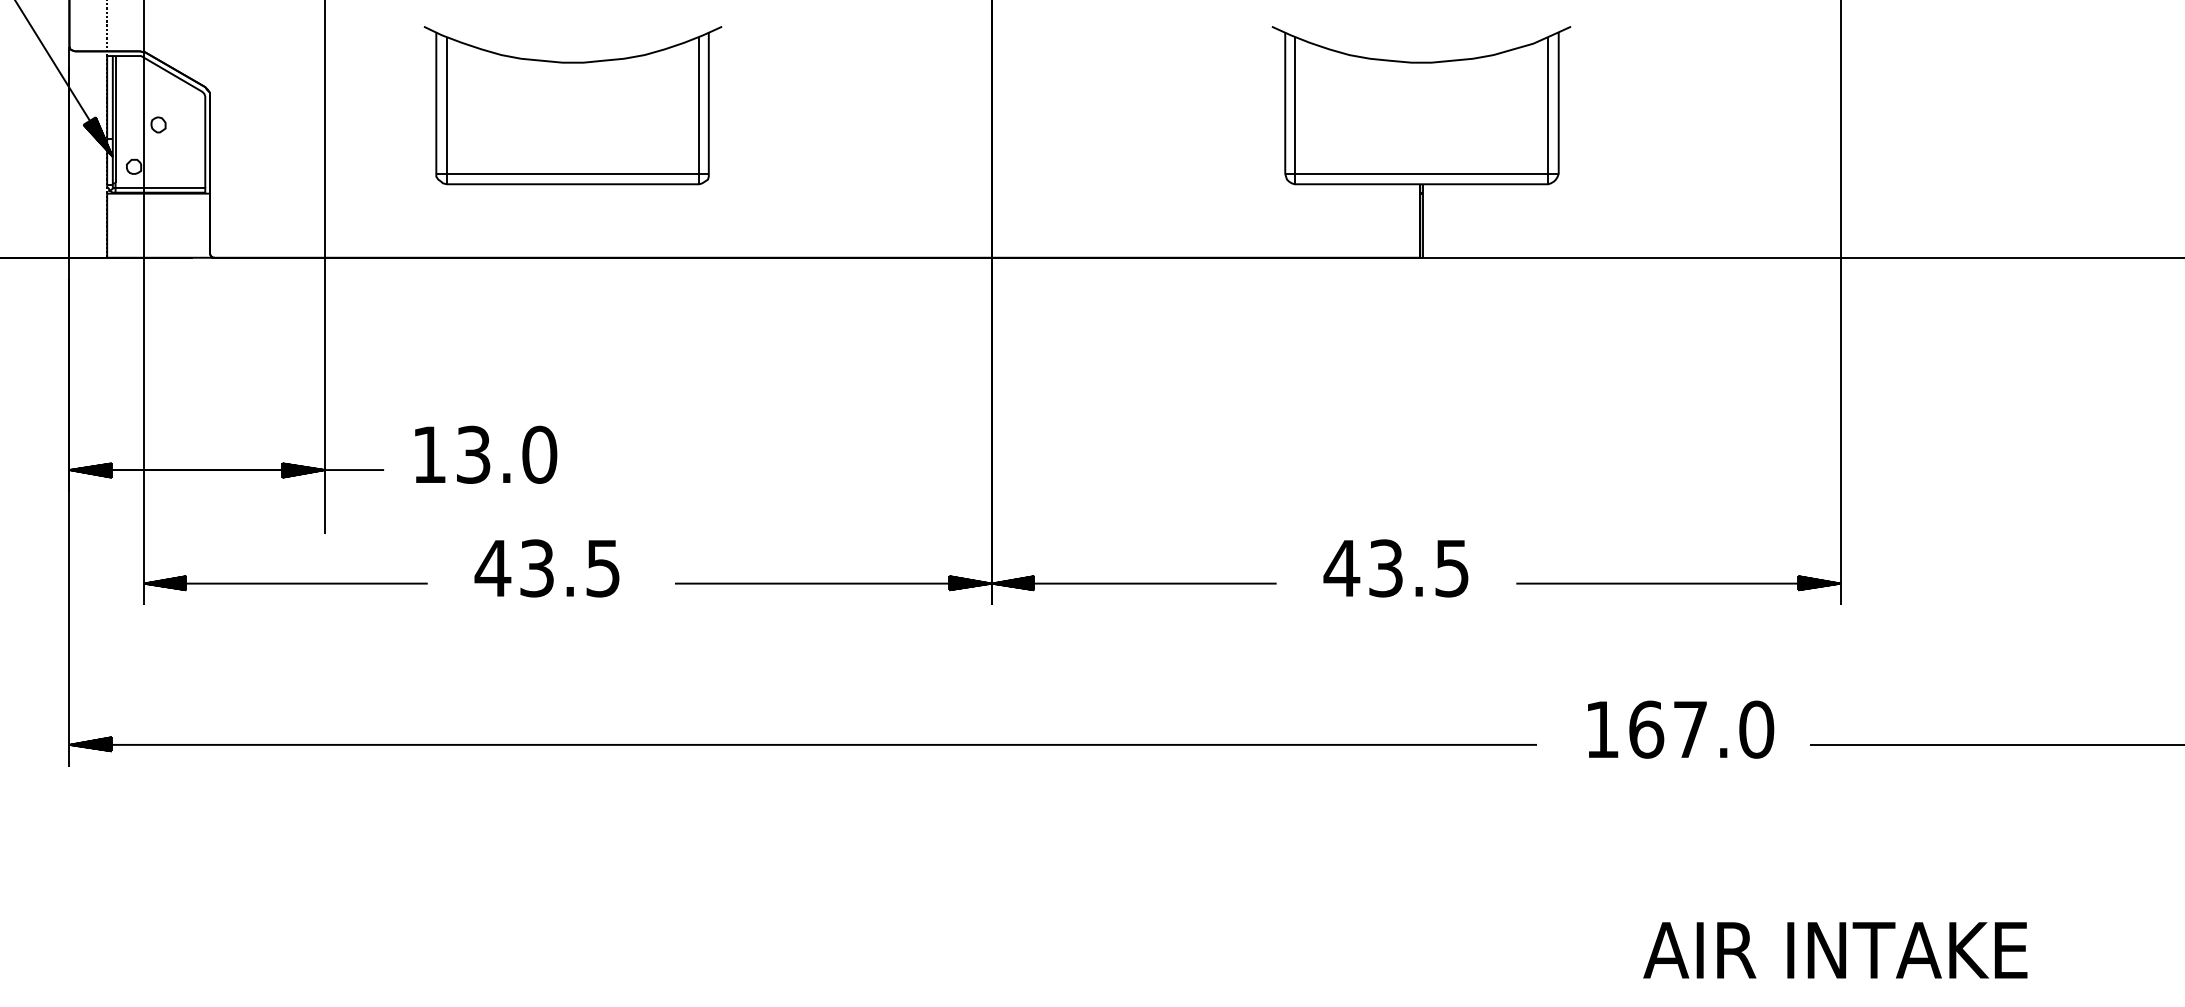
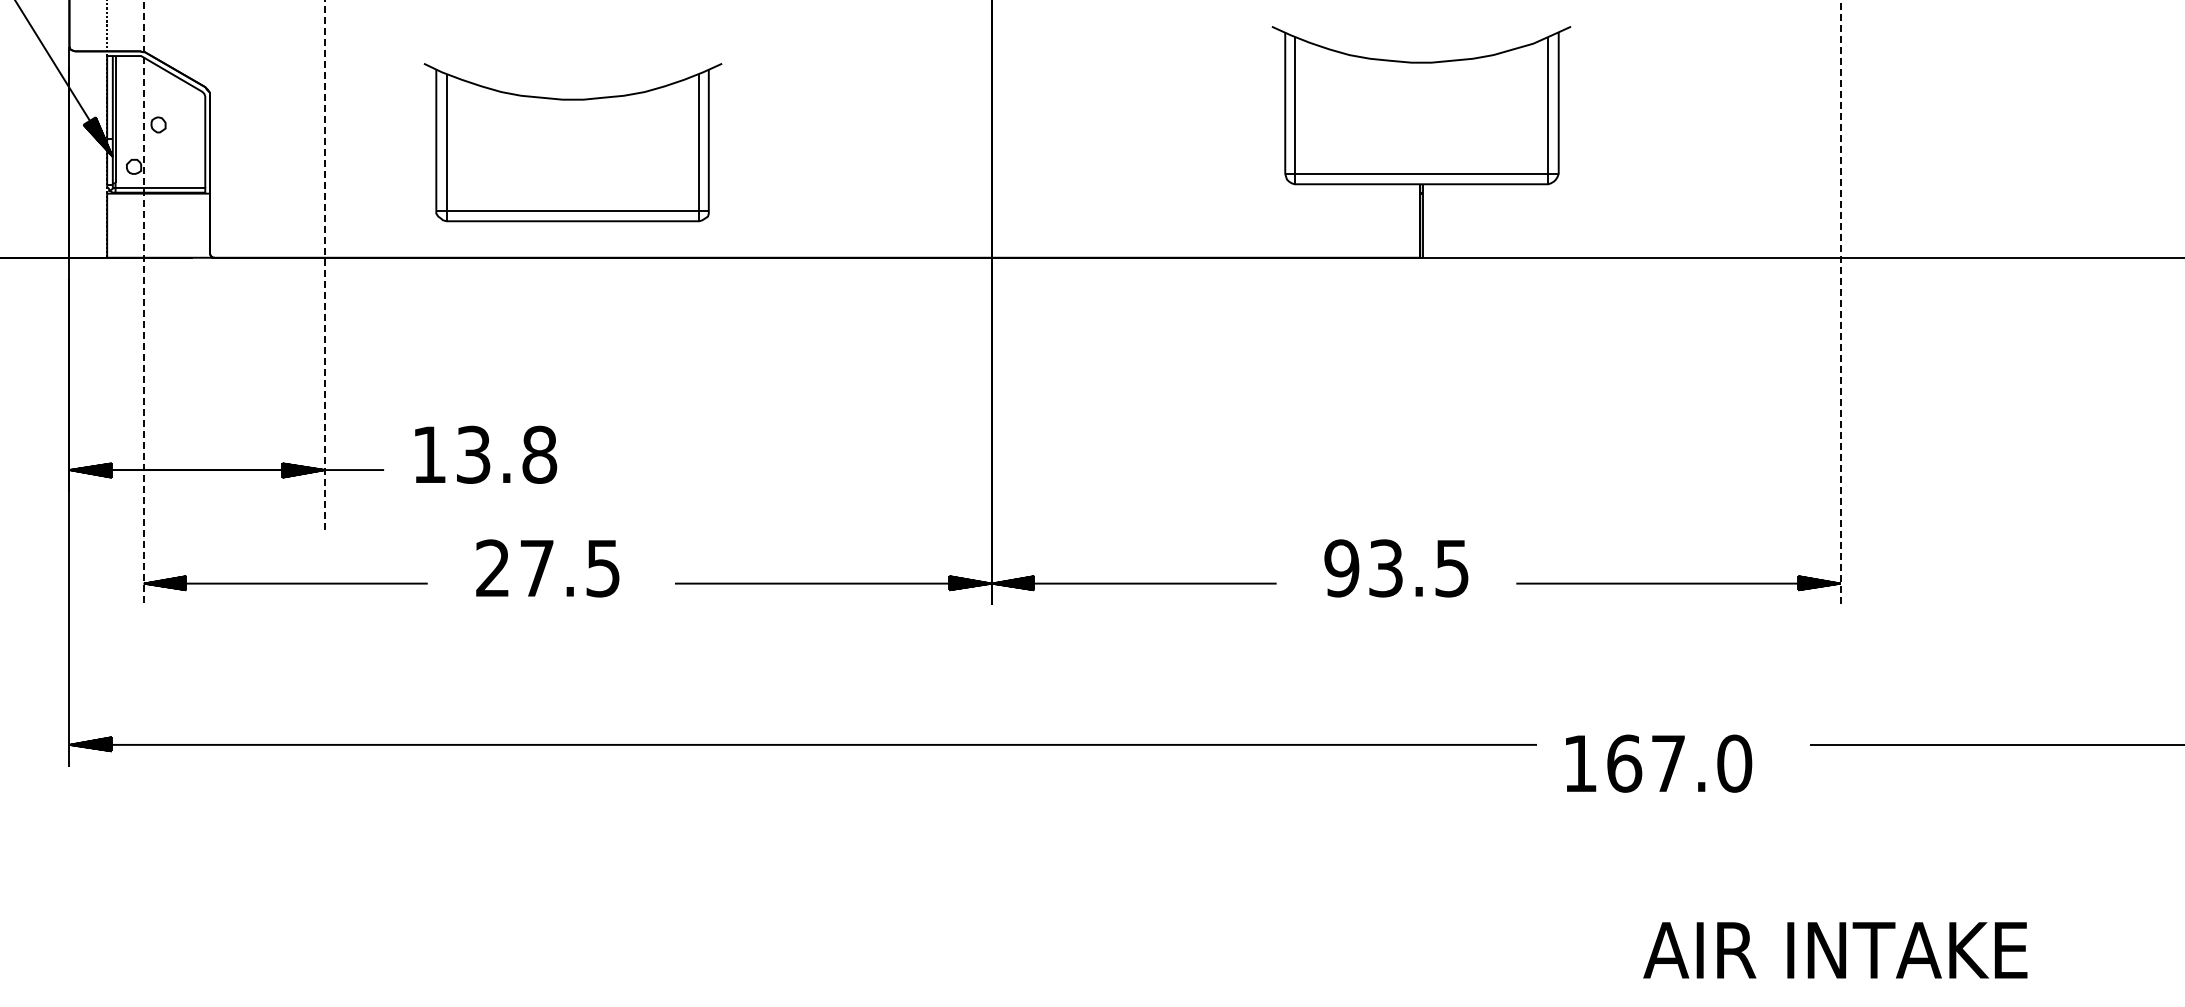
part position: (572, 105) -> (572, 142) (572, 142)
line: solid -> dashed (325, 267)
line: solid -> dashed (143, 303)
line: solid -> dashed (1840, 303)
text: 13.0 -> 13.8 (539, 454)
text: 43.5 -> 27.5 (513, 568)
text: 43.5 -> 93.5 (1341, 568)
text position: (1681, 729) -> (1659, 763) (1659, 763)
